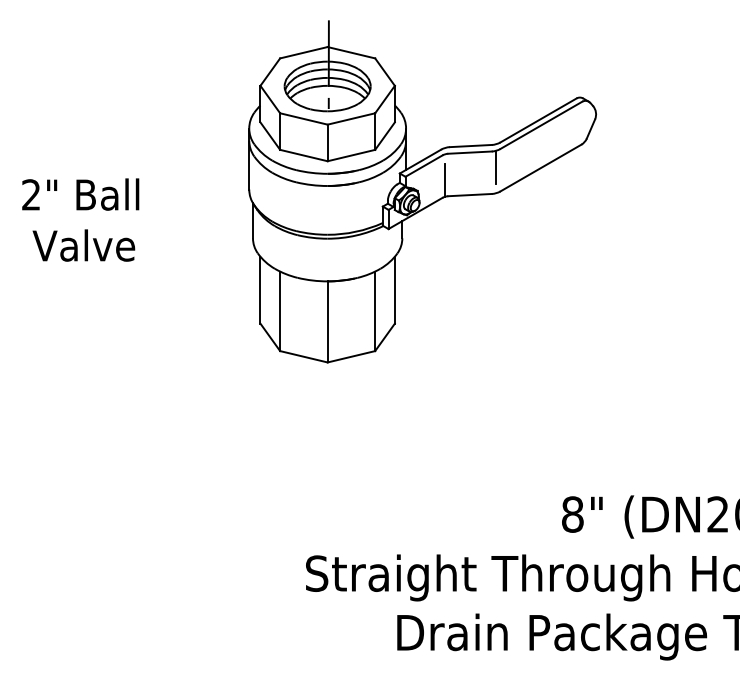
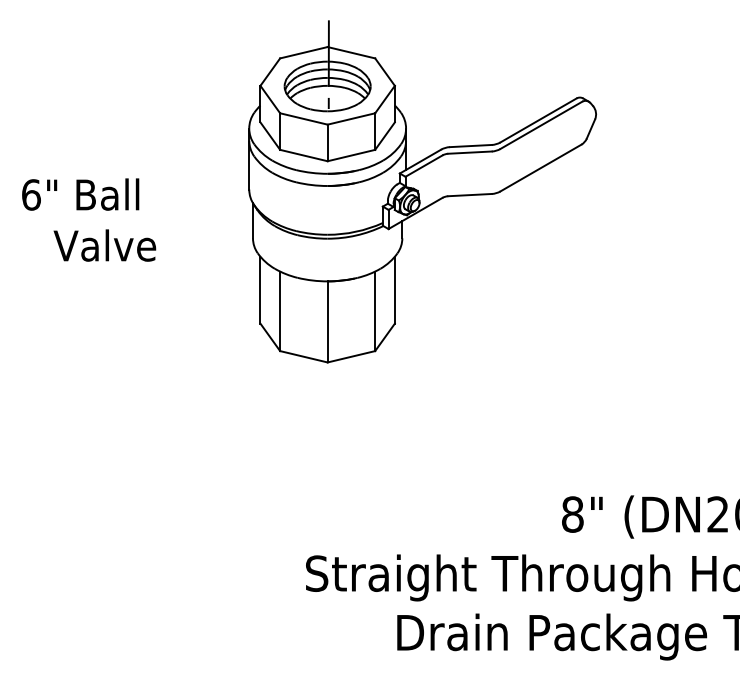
line: present -> none (496, 167)
line: present -> none (445, 179)
text: 2" -> 6" (31, 194)
text position: (83, 245) -> (104, 245) (104, 245)
